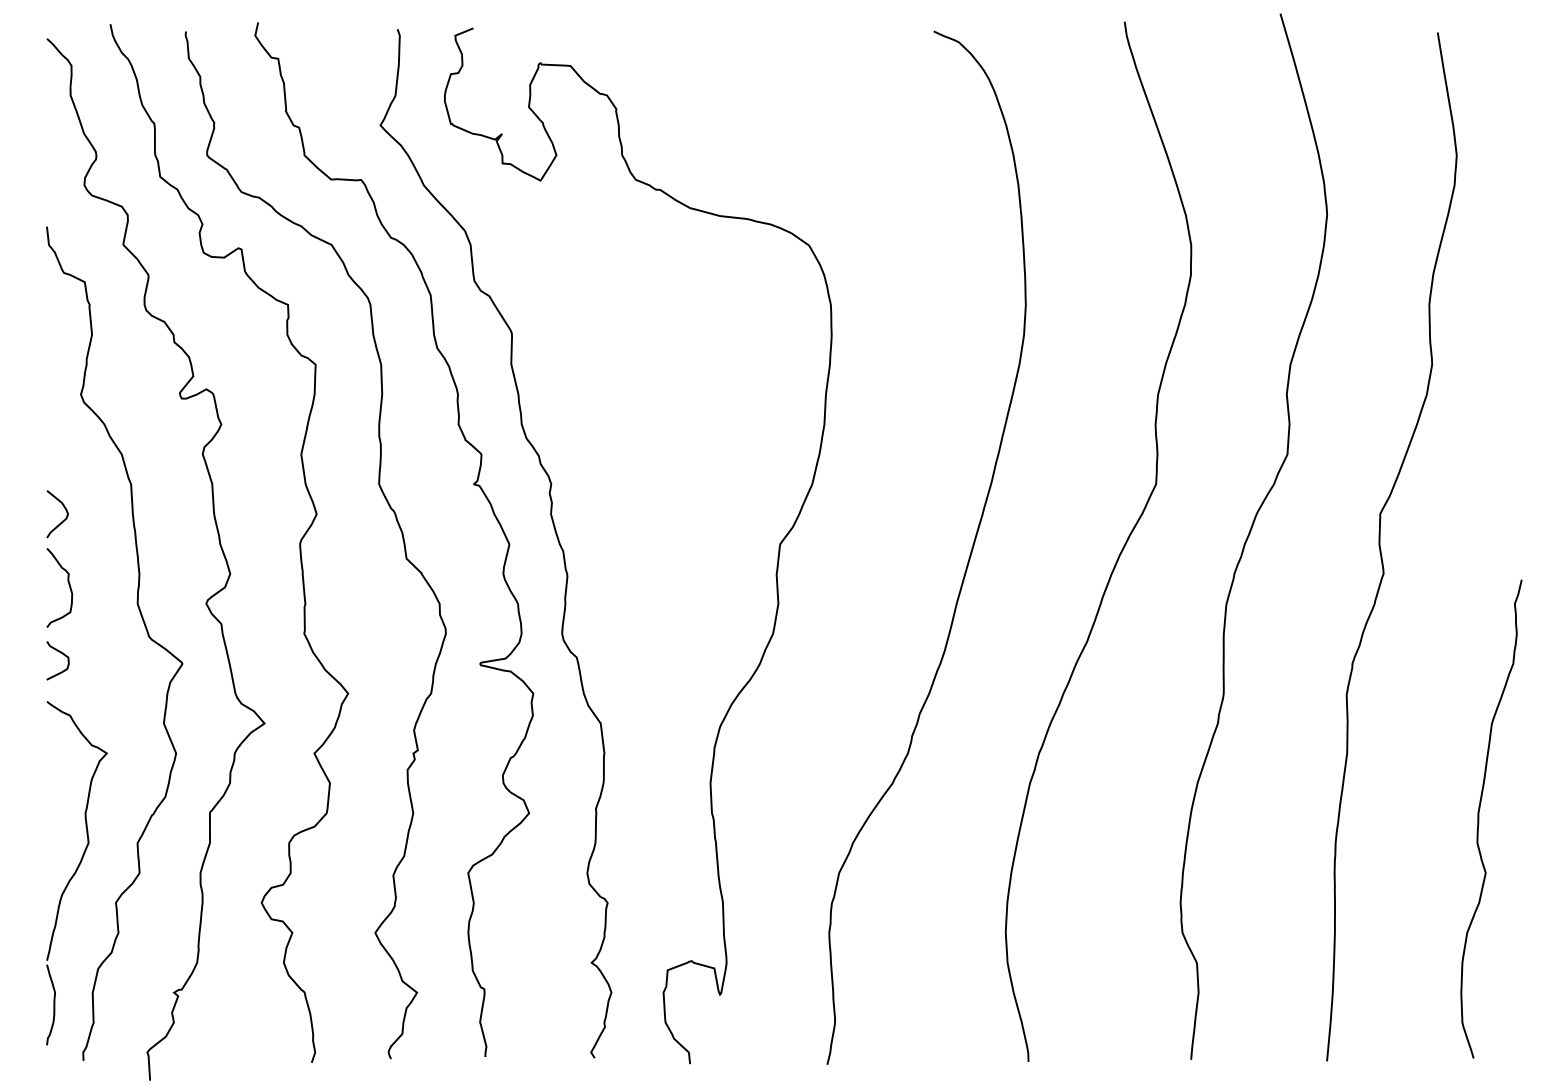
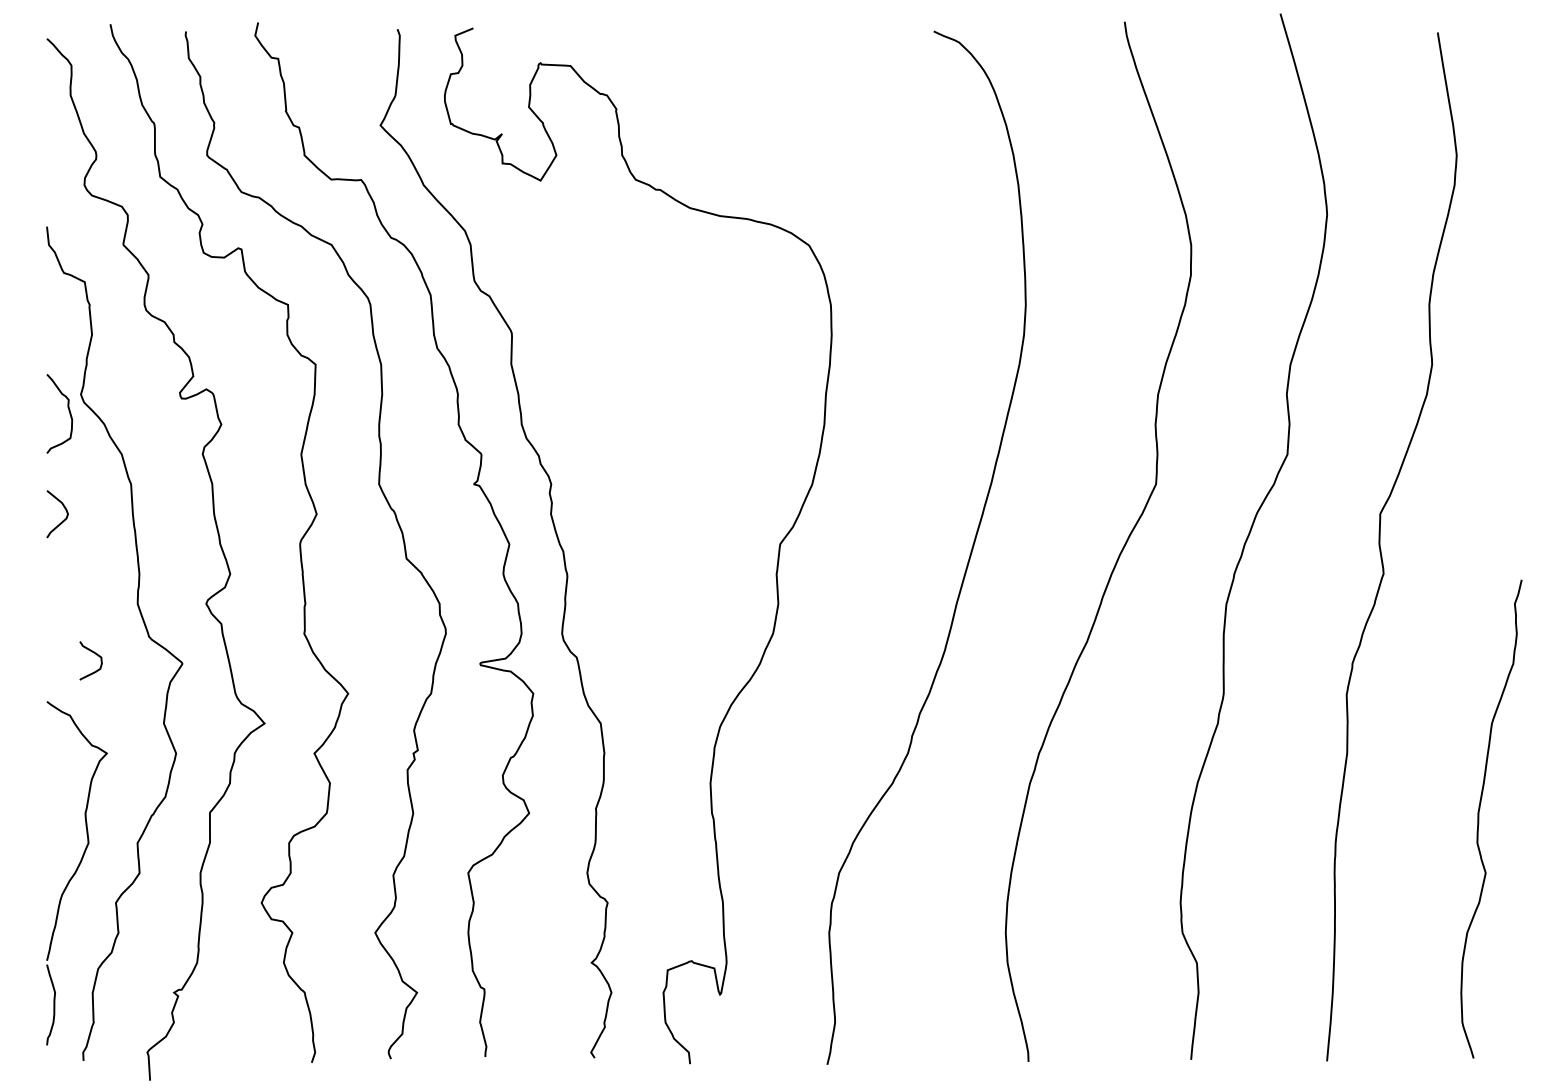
curve position: (68, 585) -> (68, 411) (68, 411)
curve position: (60, 653) -> (93, 653) (93, 653)
